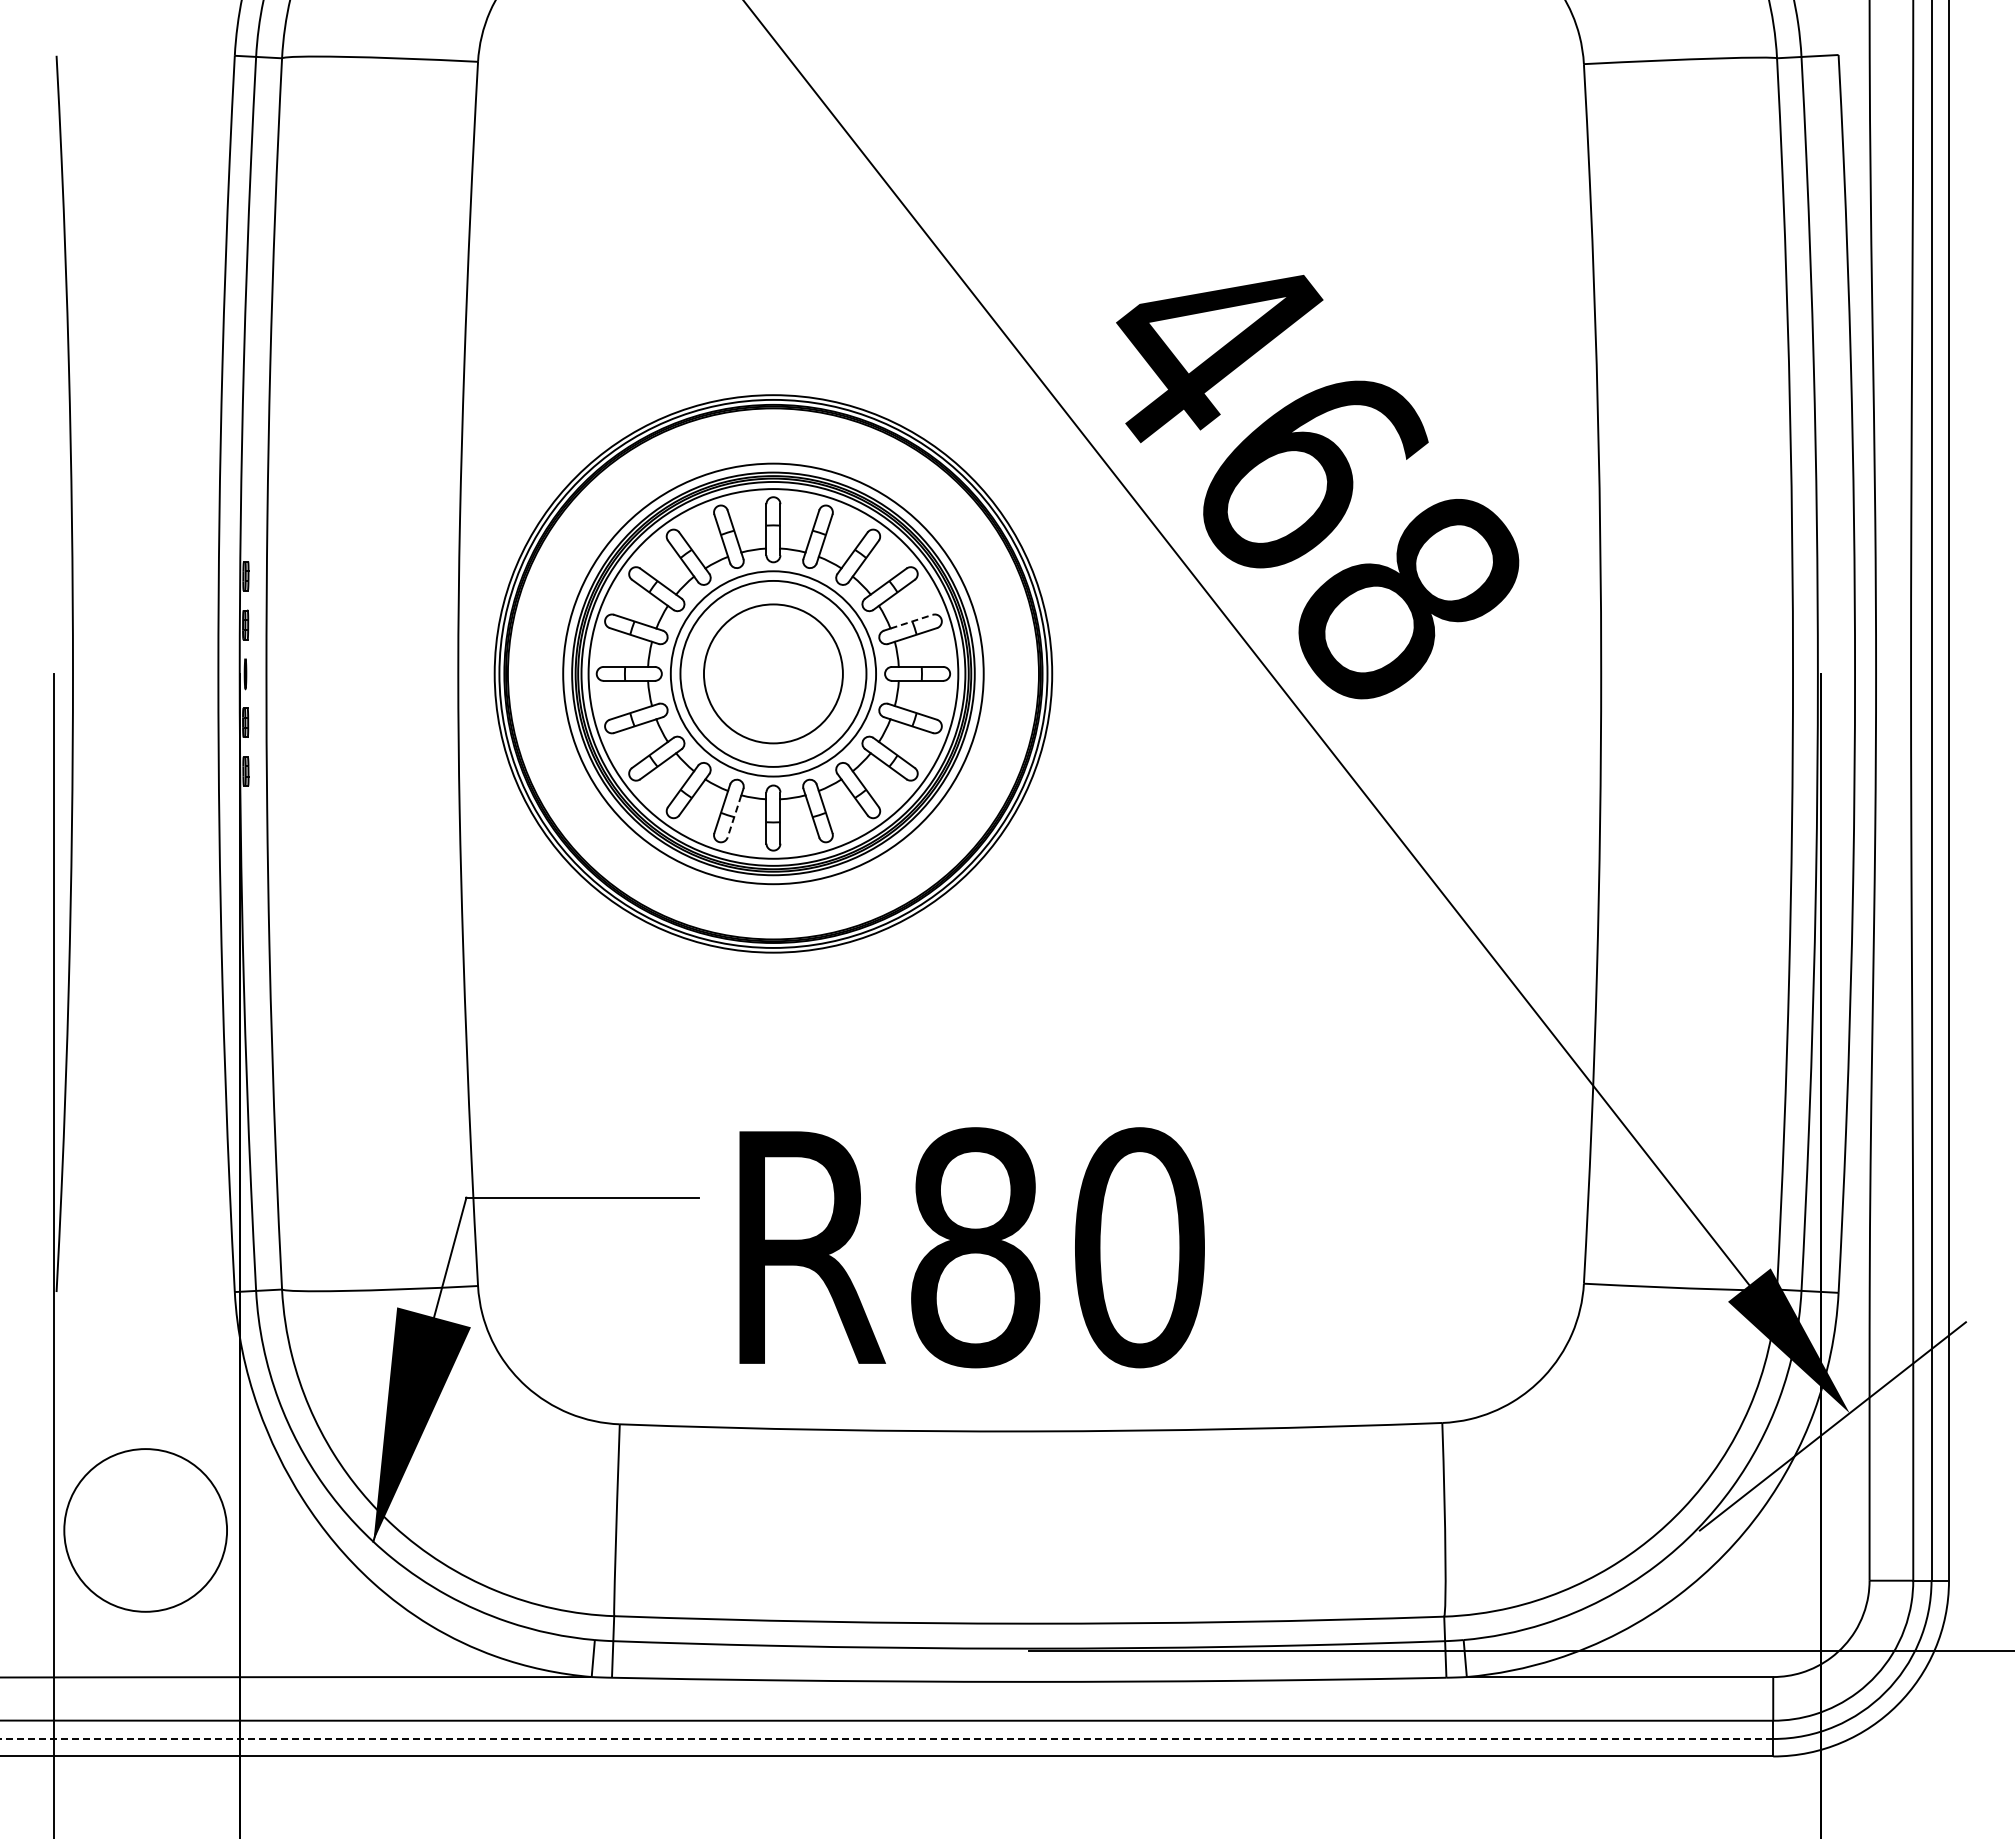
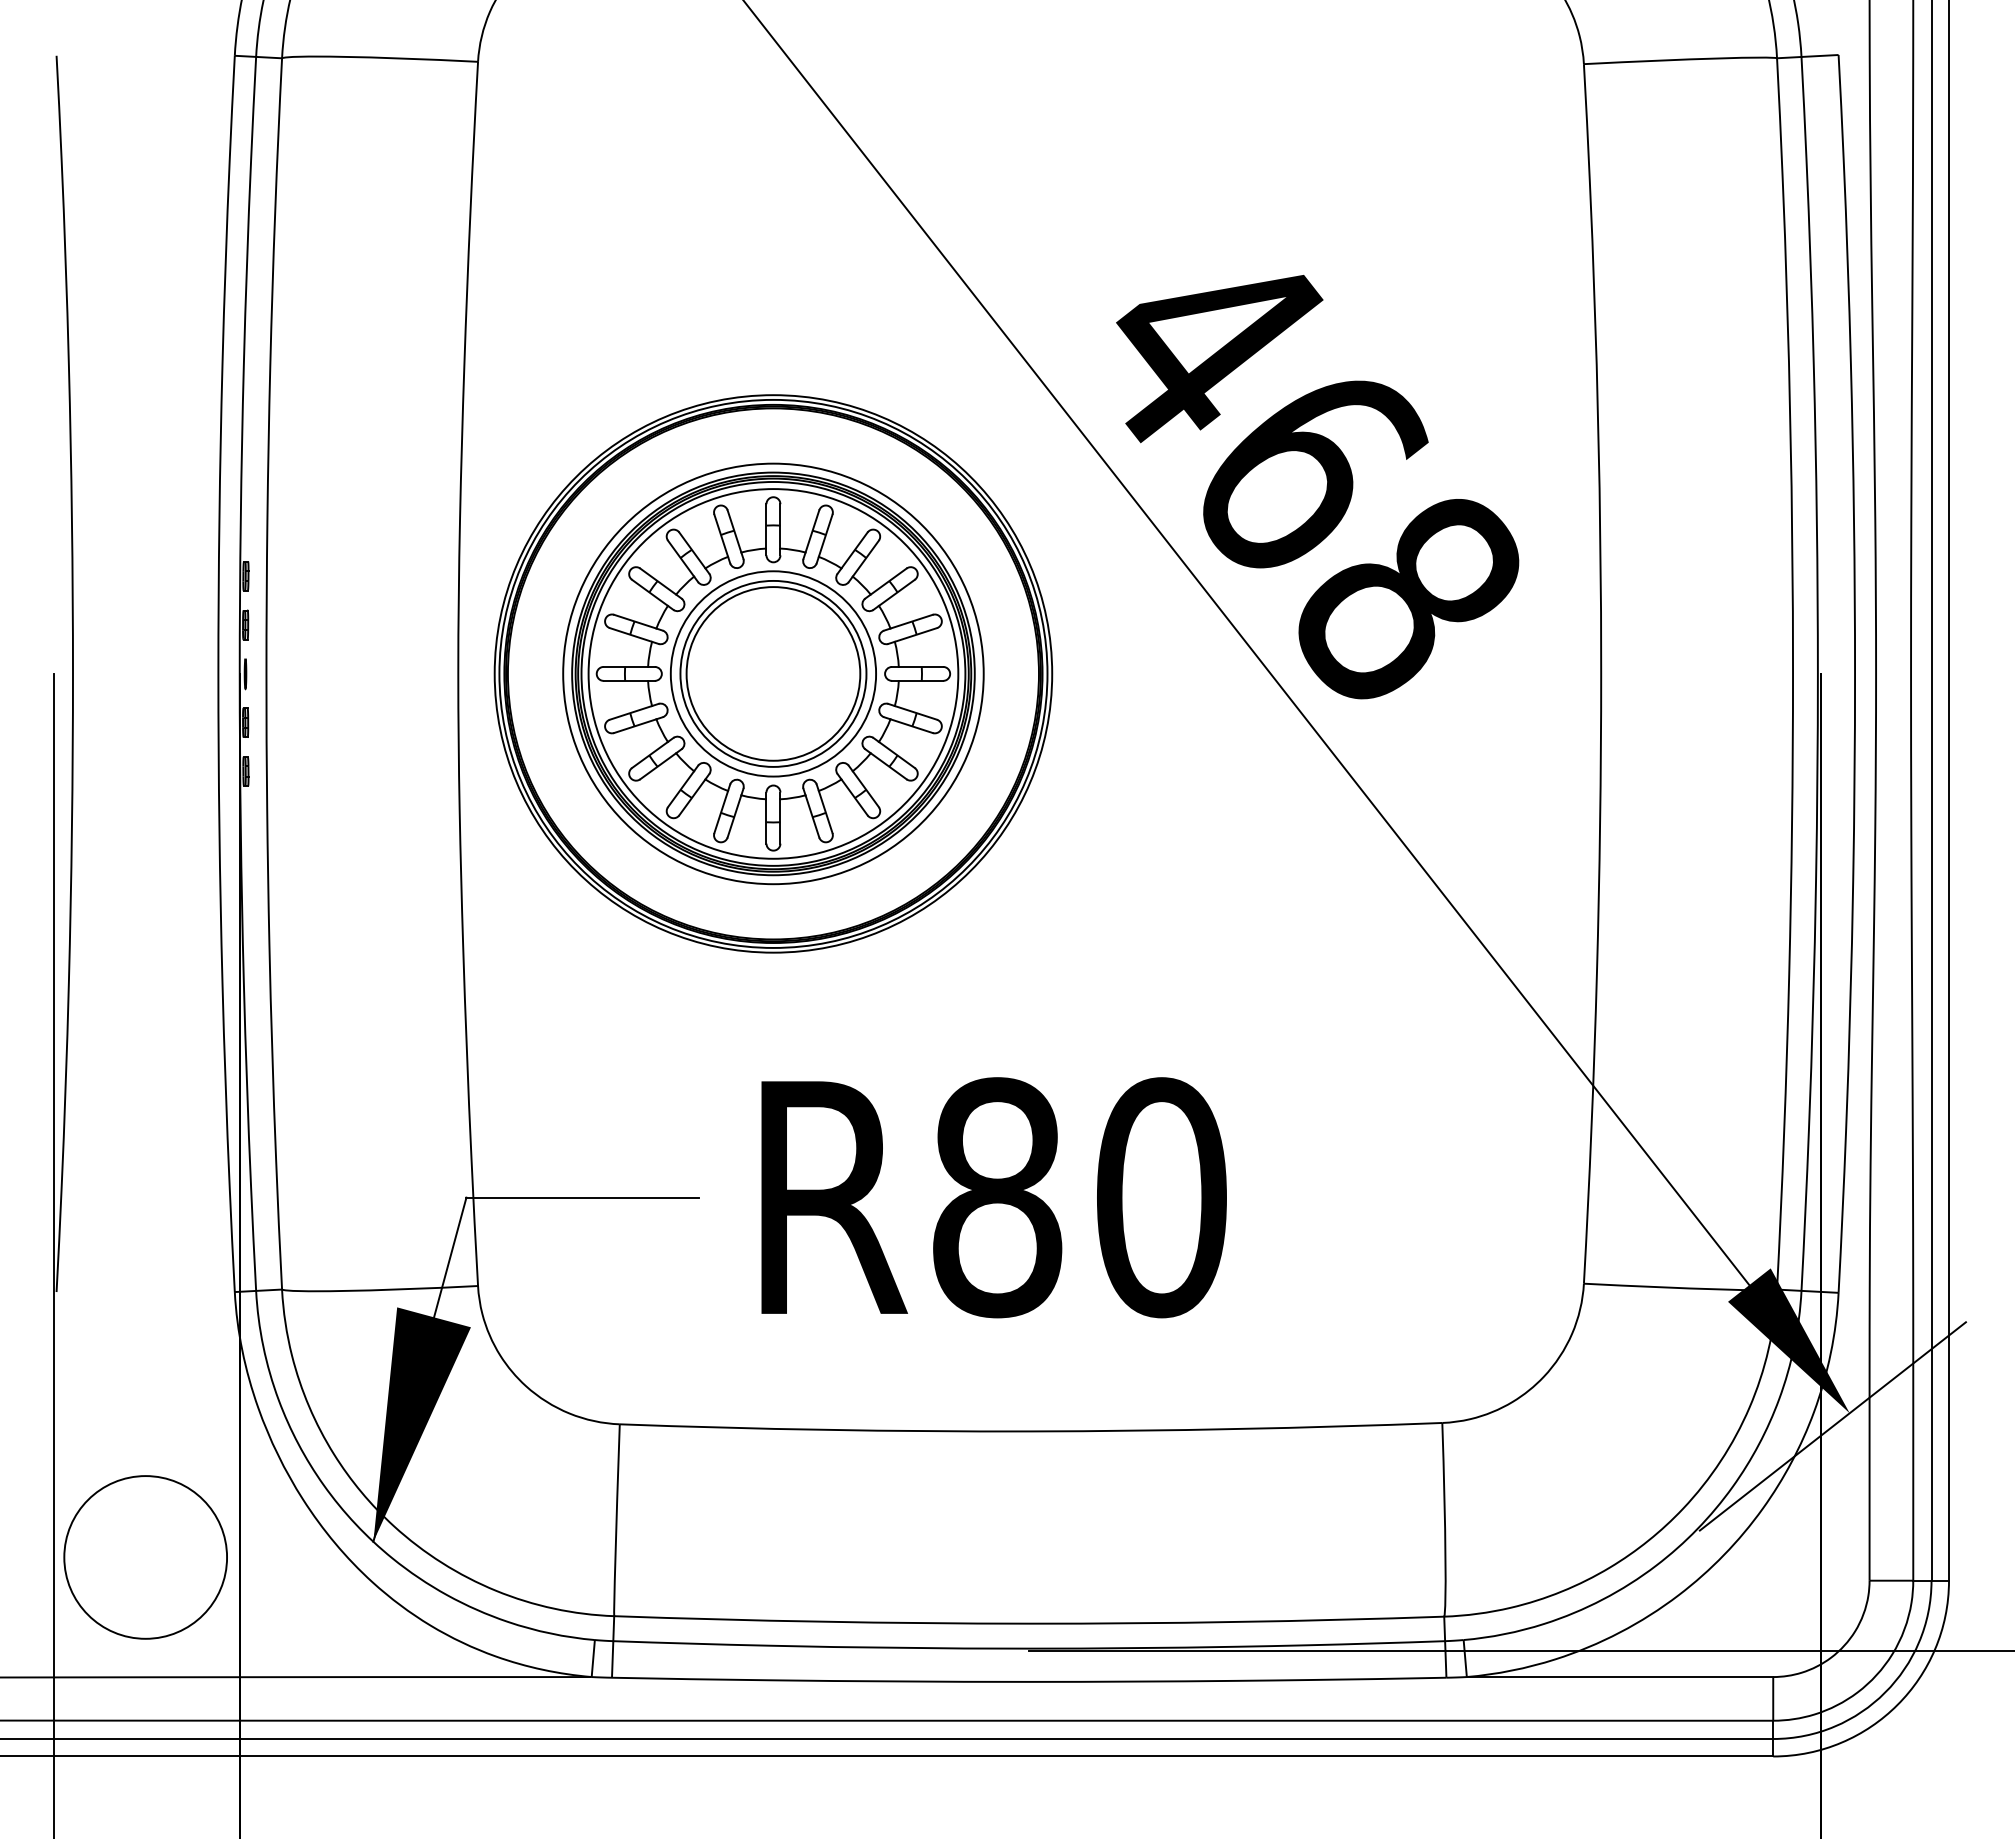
line: dashed -> solid (912, 621)
circle diameter: 139 px -> 174 px (773, 673)
line: dashed -> solid (734, 816)
text position: (971, 1247) -> (993, 1197) (993, 1197)
circle position: (145, 1530) -> (145, 1557) (145, 1557)
line: dashed -> solid (886, 1739)
